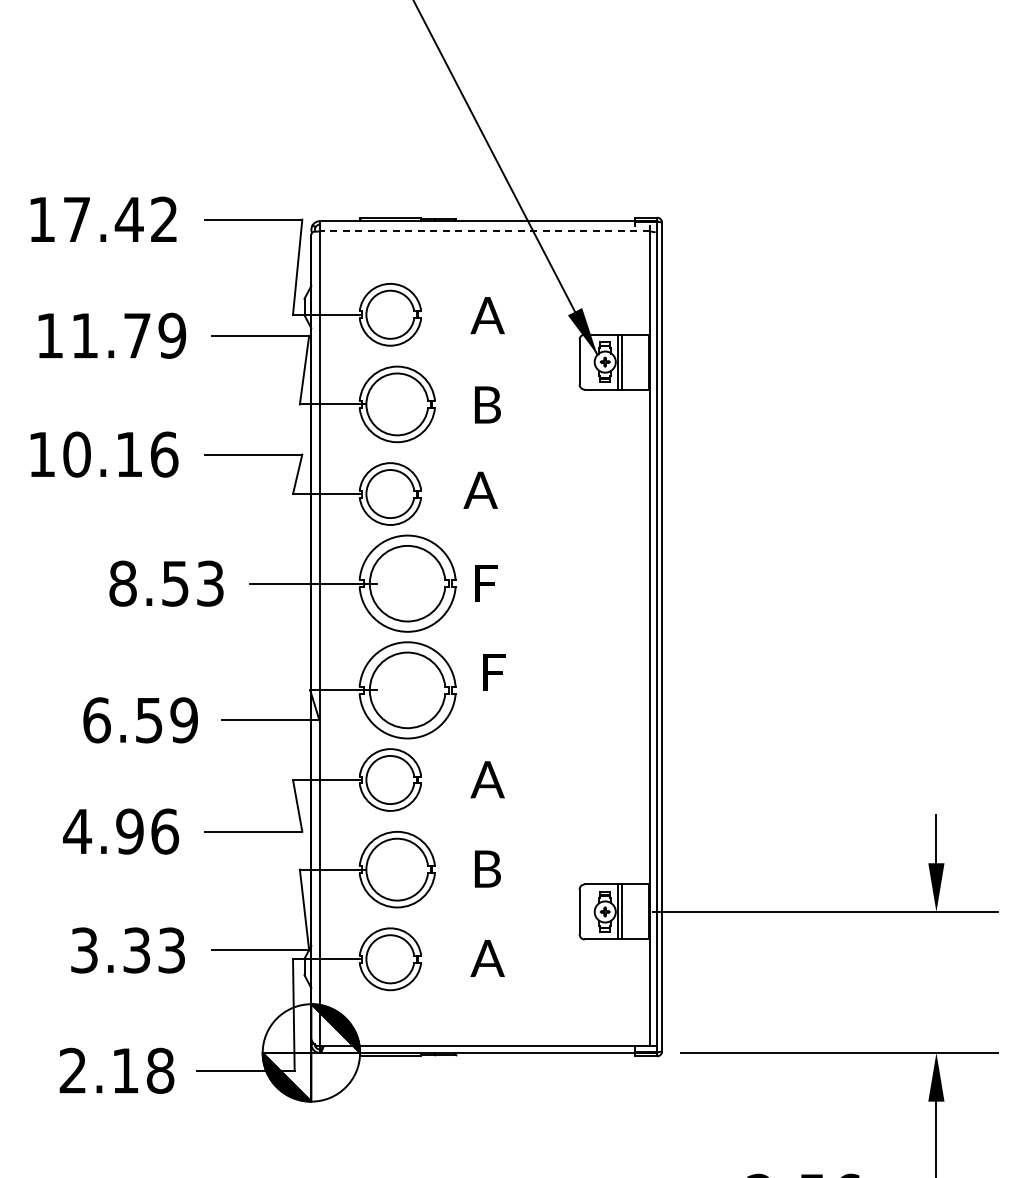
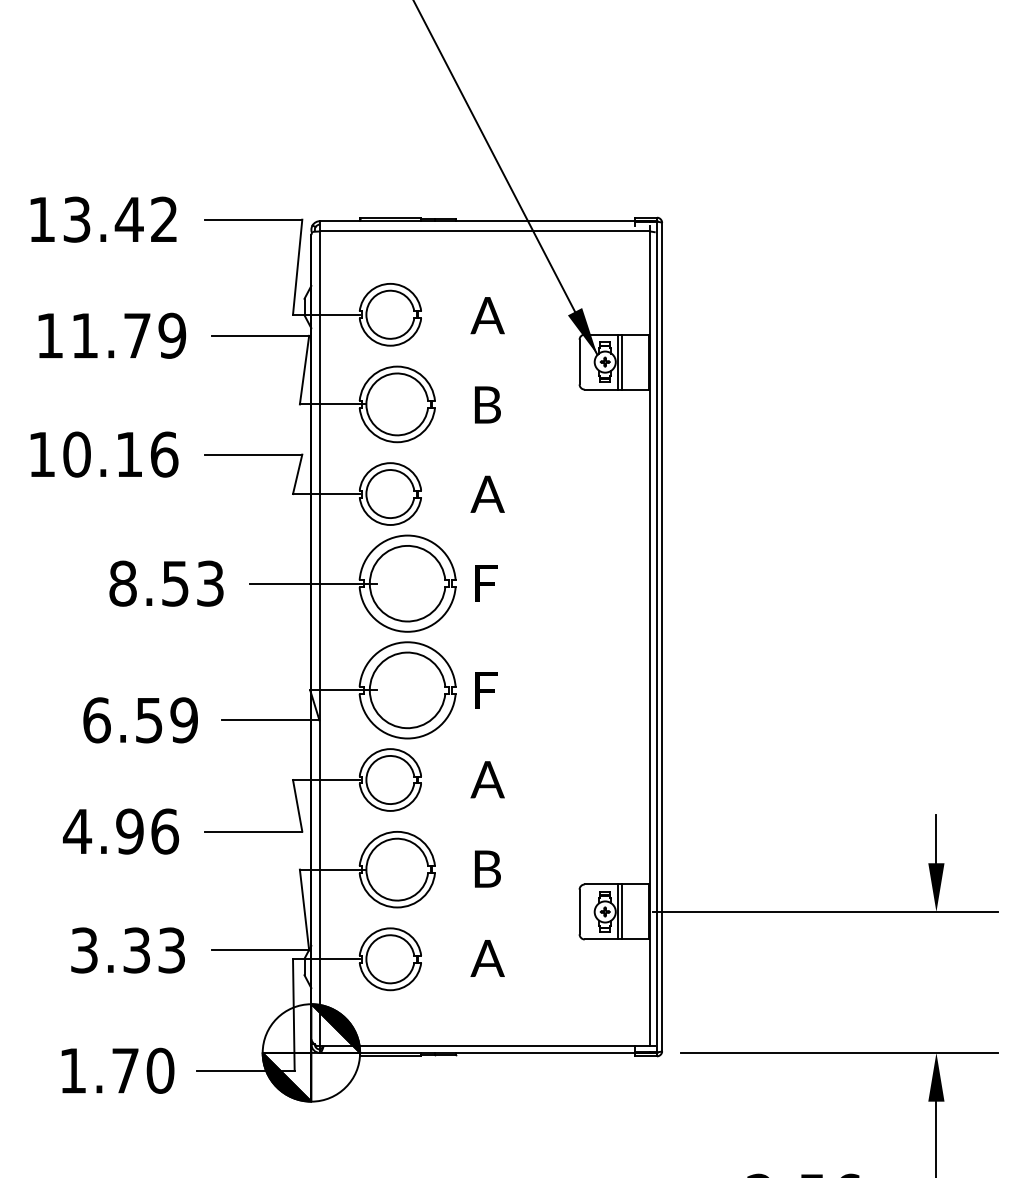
text: 17.42 -> 13.42 (76, 219)
line: dashed -> solid (484, 231)
text position: (480, 489) -> (487, 493) (487, 493)
text position: (494, 672) -> (486, 690) (486, 690)
text: 2.18 -> 1.70 (116, 1070)
